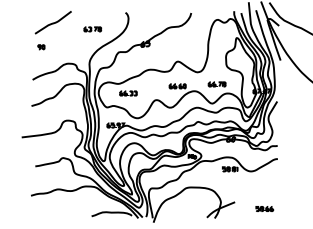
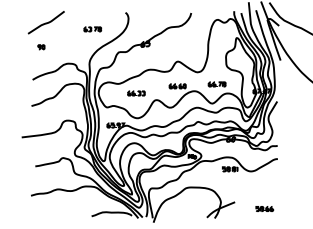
curve position: (52, 22) -> (45, 22) (45, 22)
part position: (128, 93) -> (136, 93) (136, 93)
